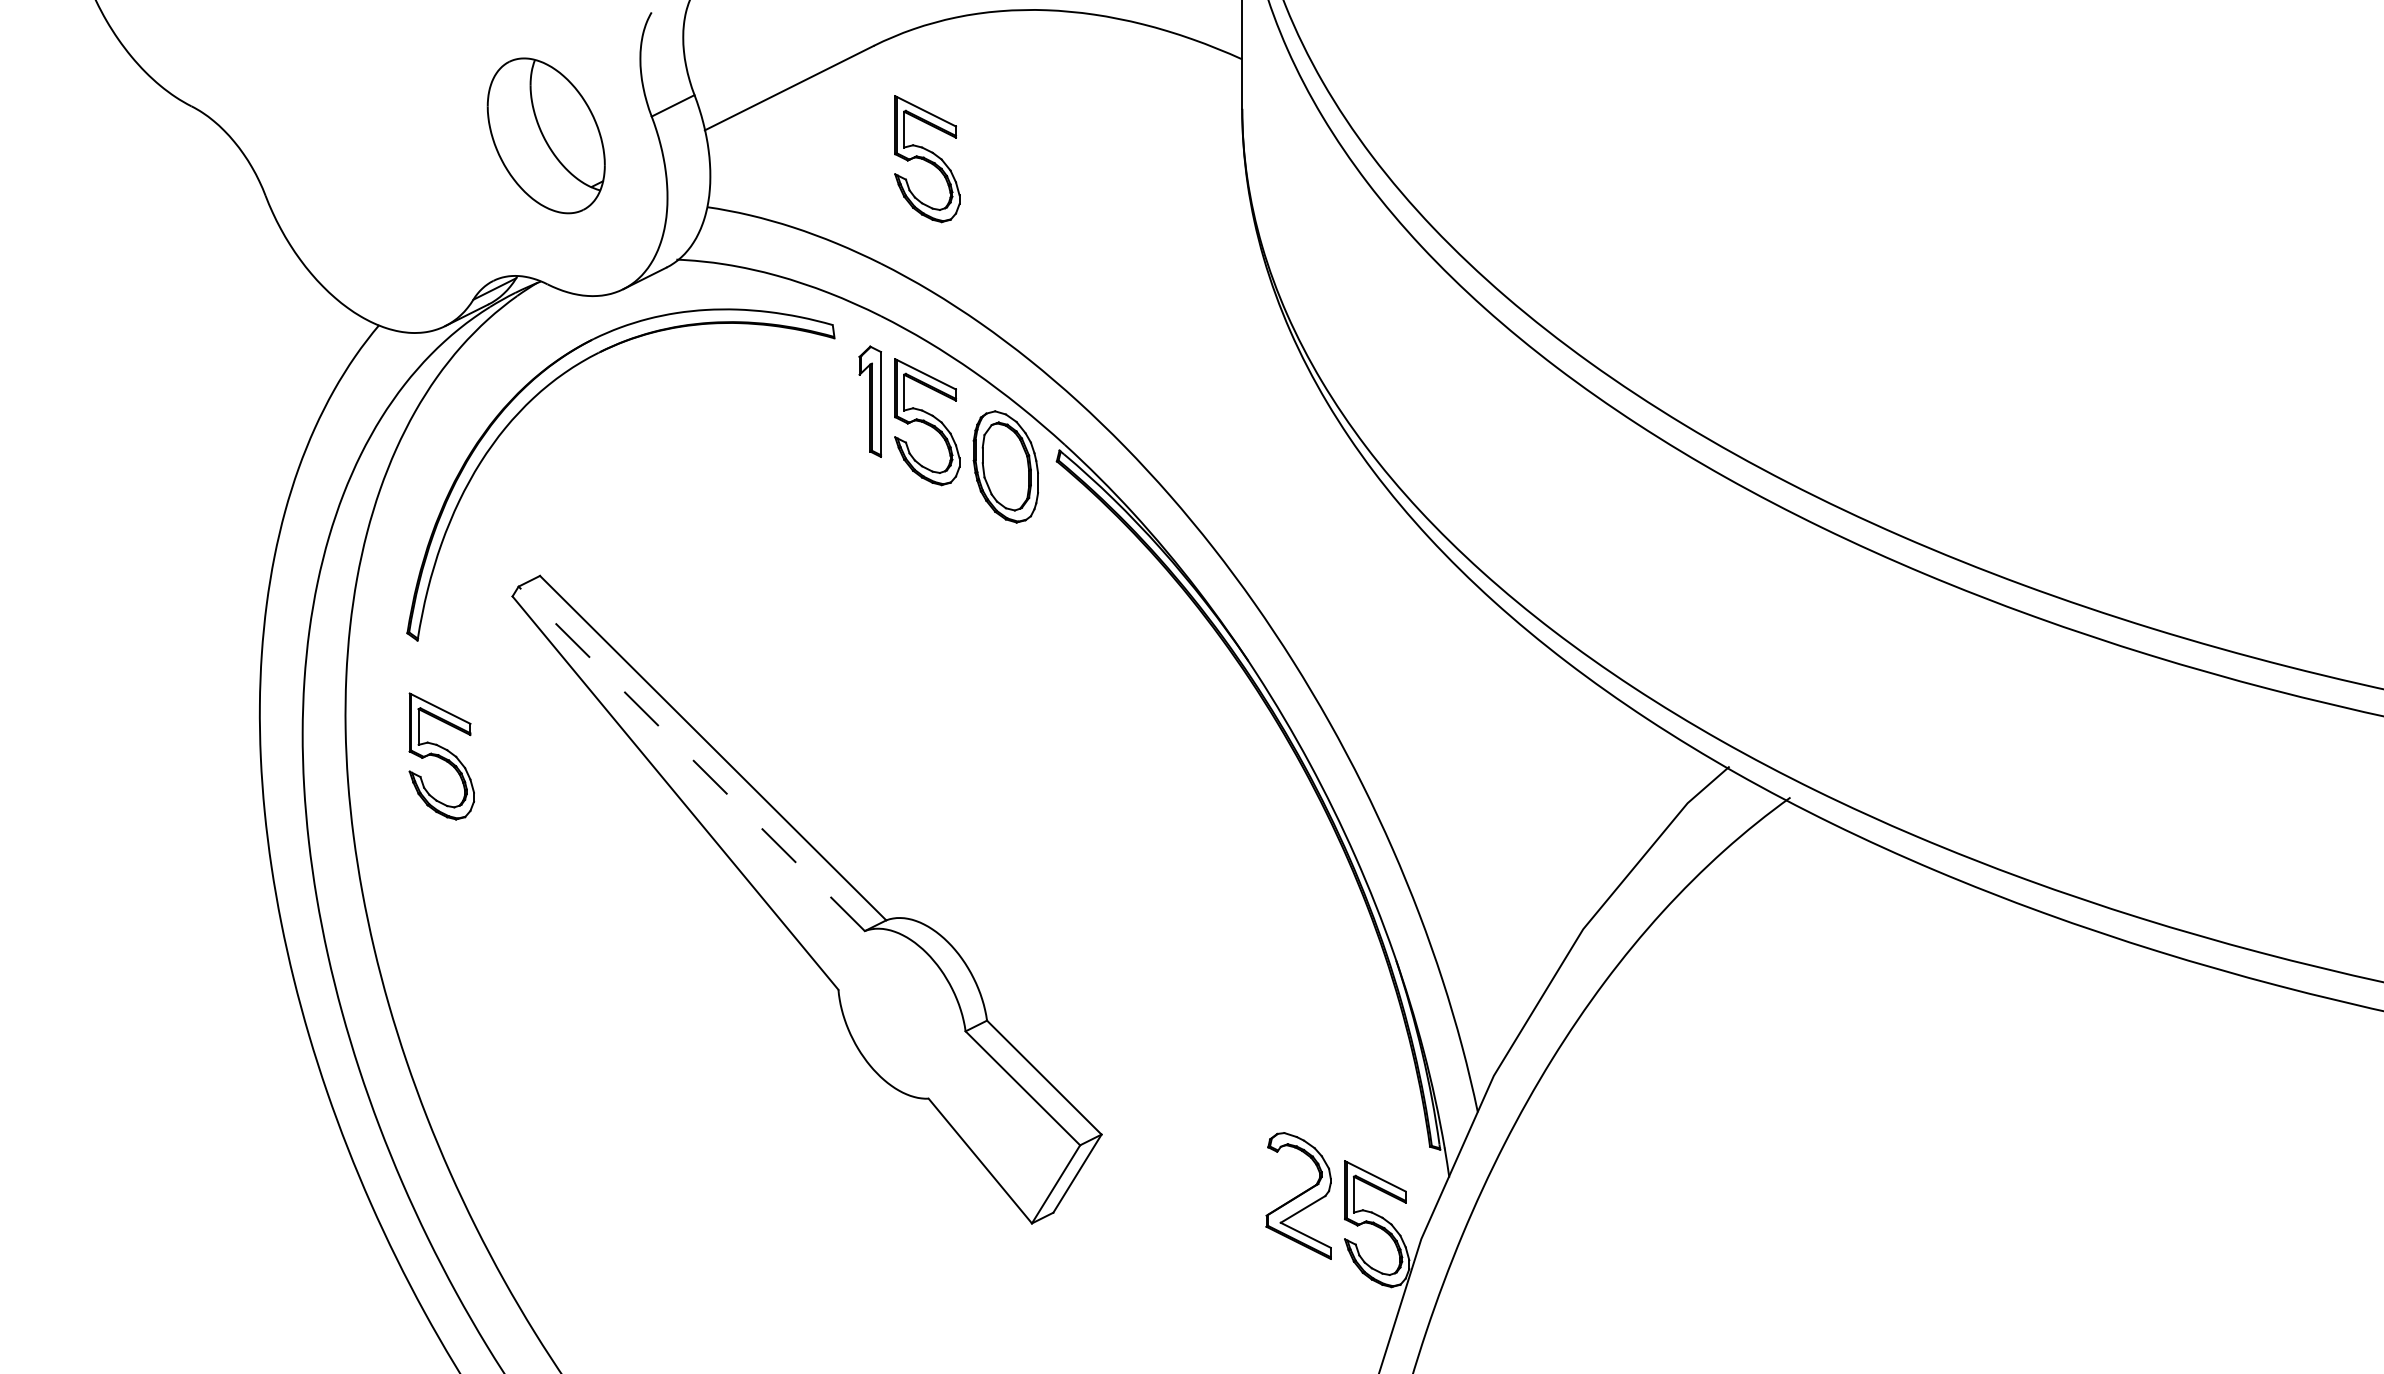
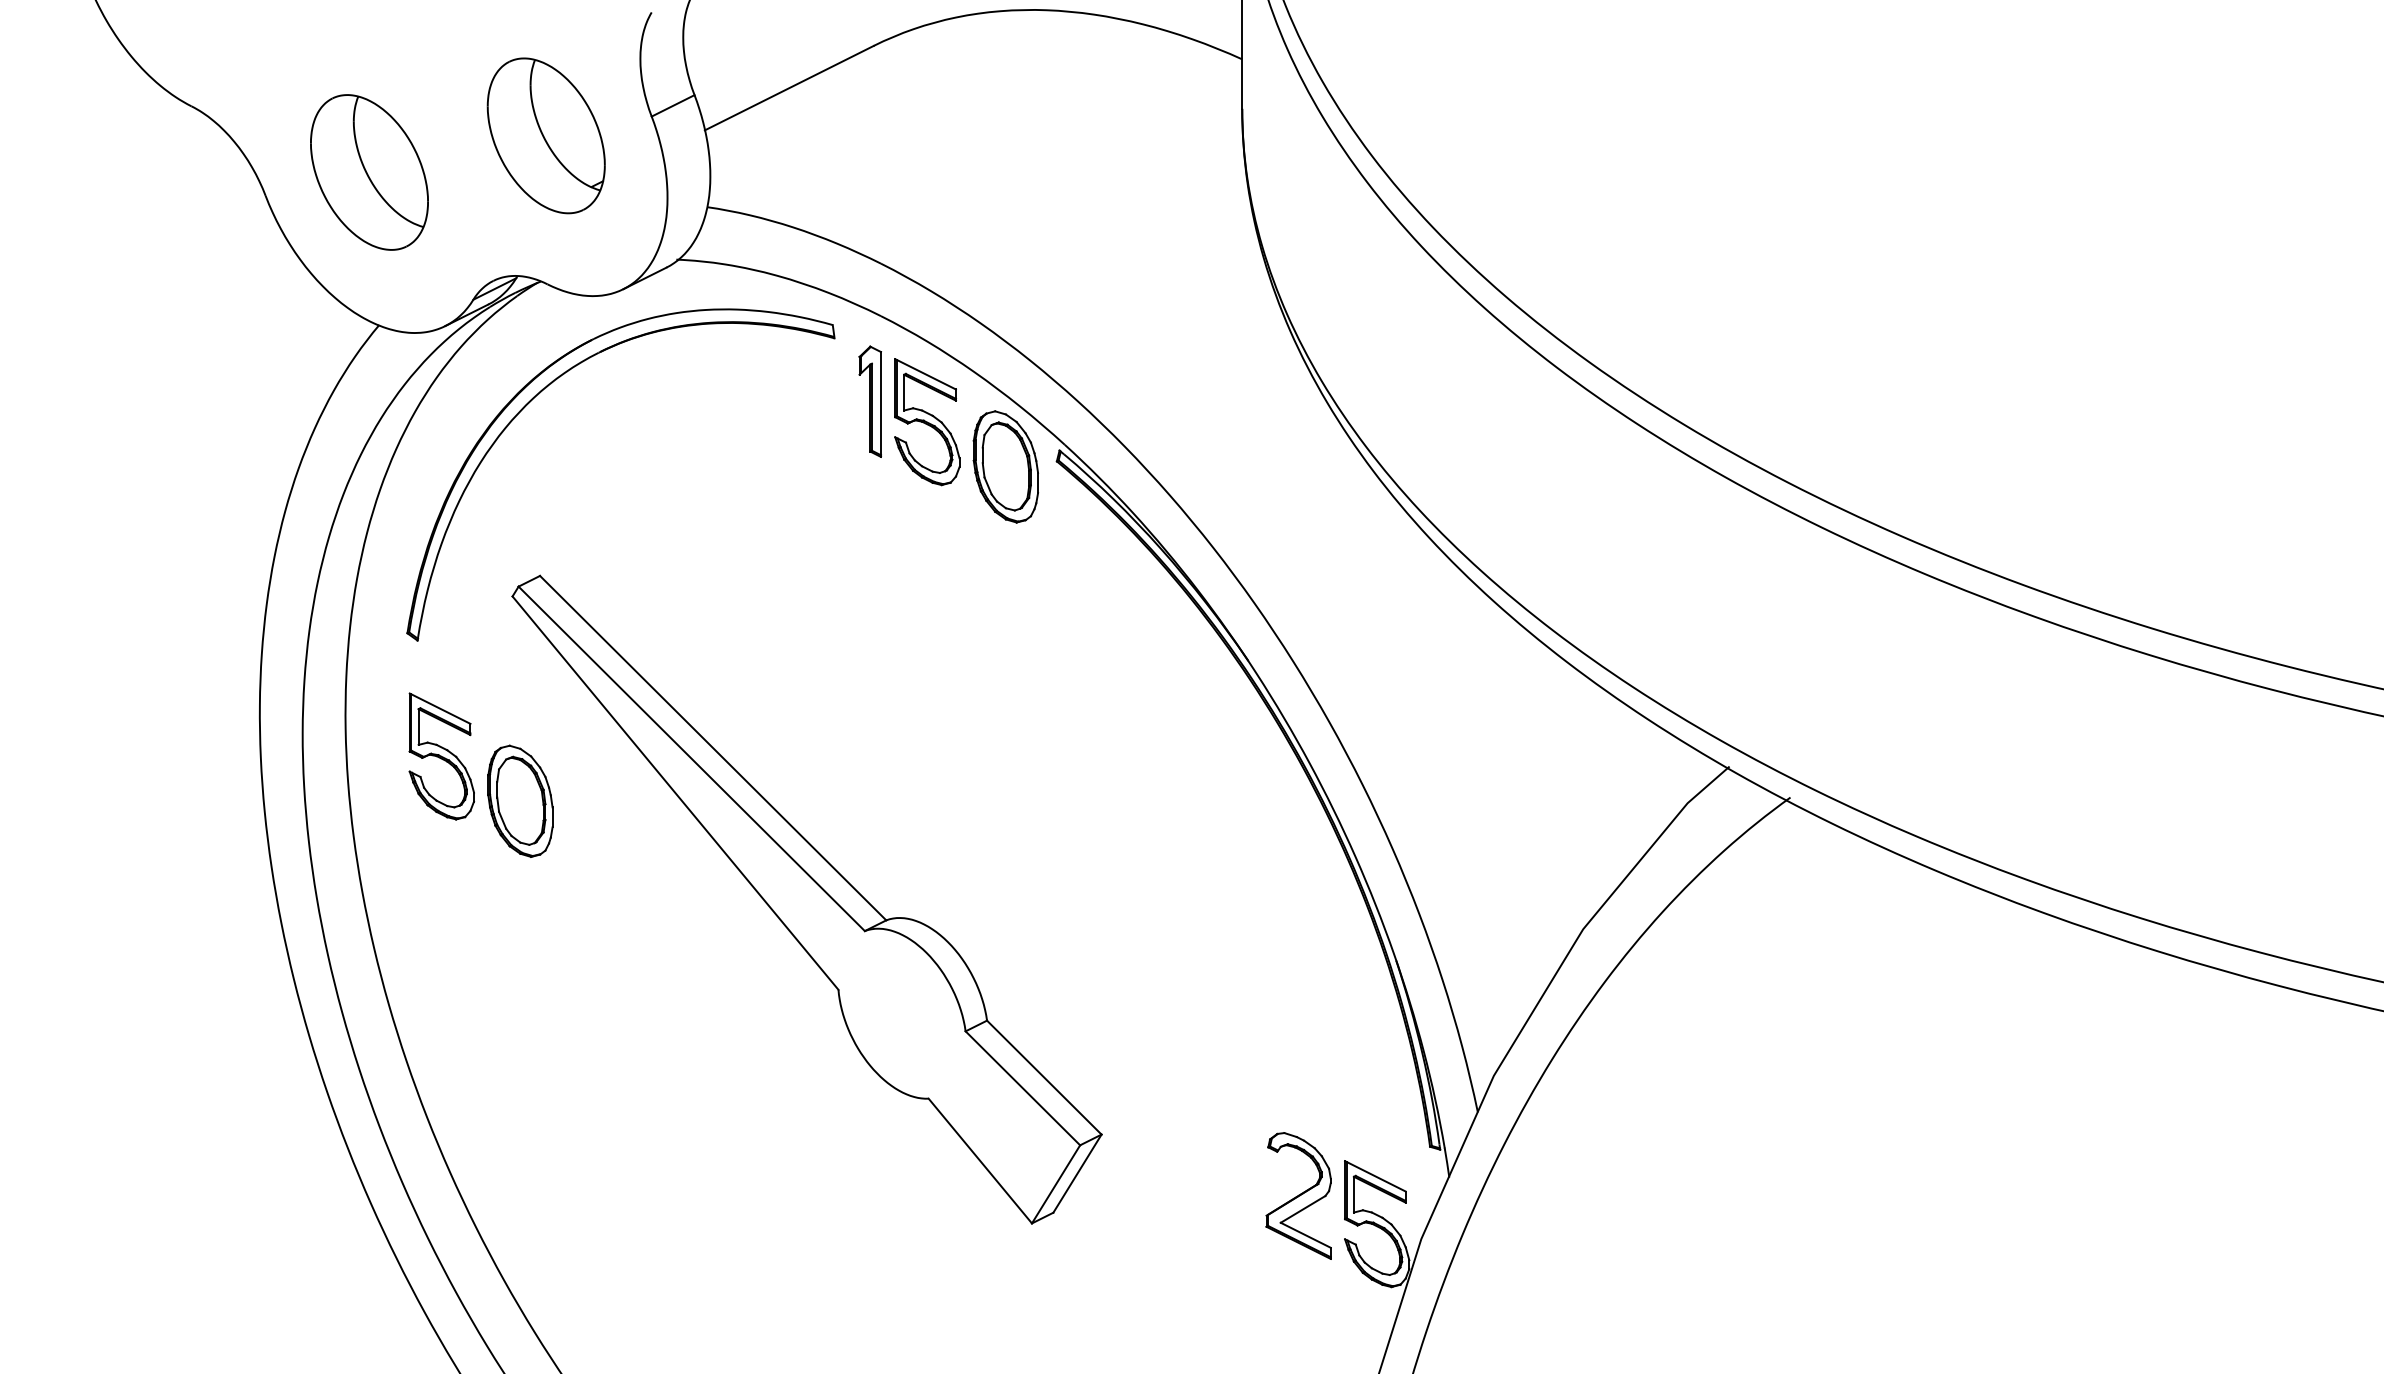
part: present -> none (927, 159)
part: none -> present (369, 172)
line: dashed -> solid (691, 758)
part: none -> present (520, 800)
